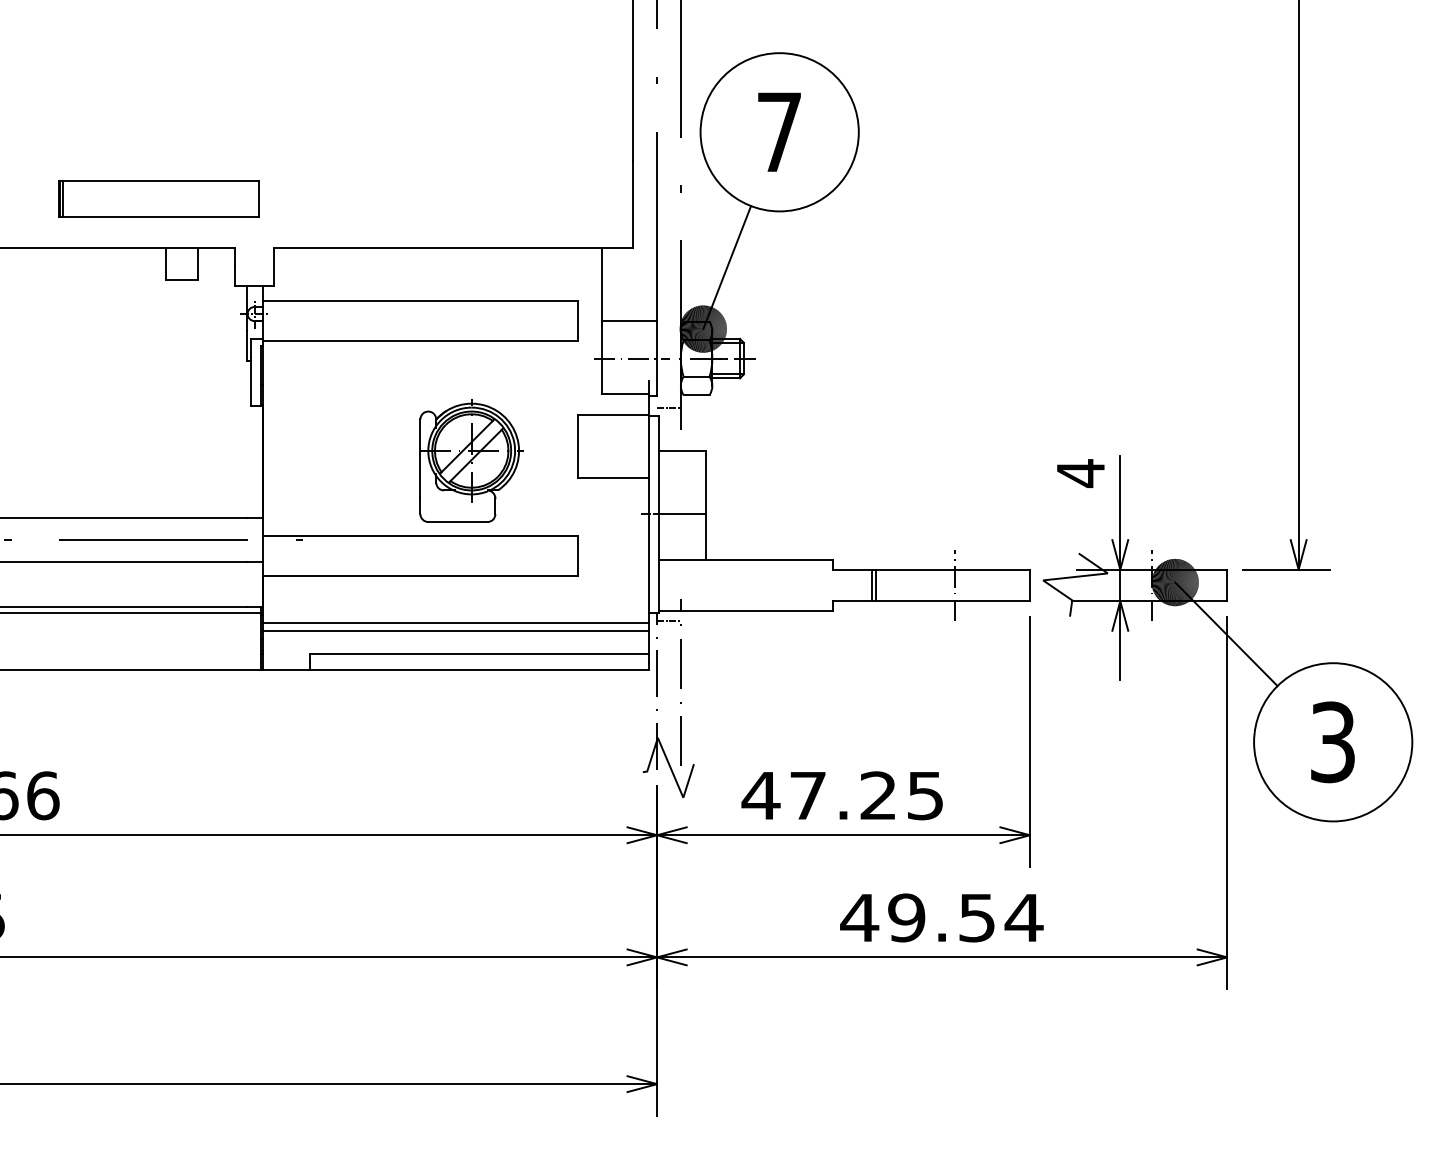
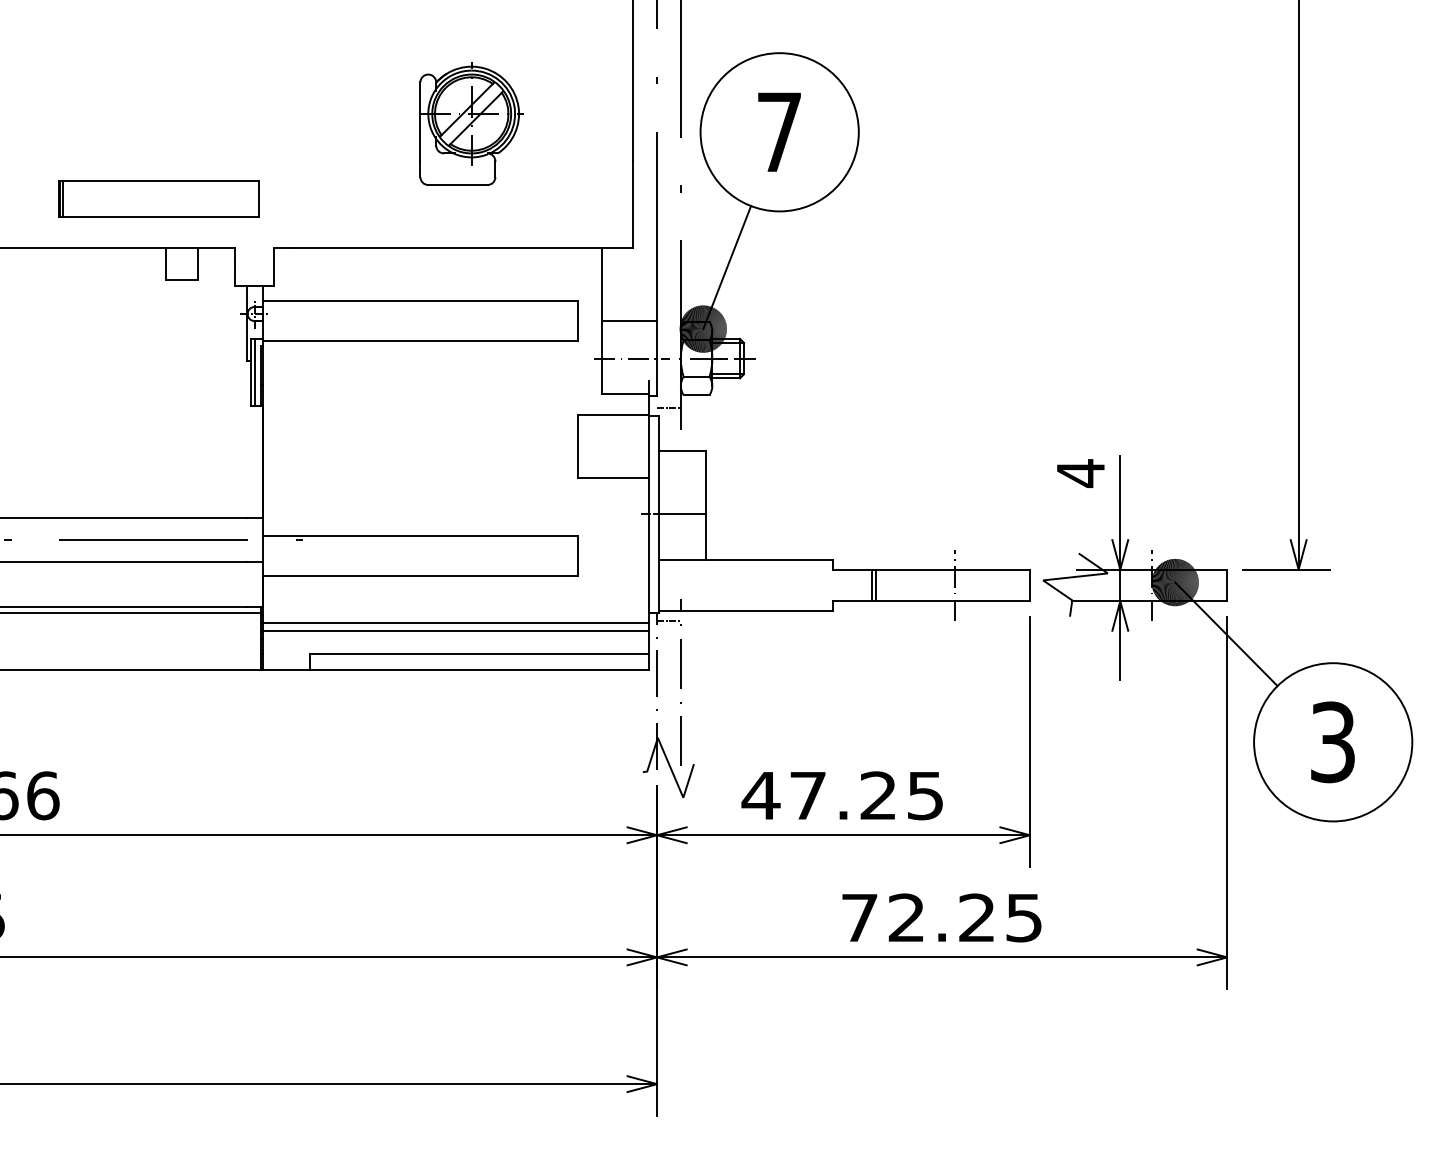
line: none -> present (254, 371)
part position: (471, 460) -> (471, 123) (471, 123)
text: 49.54 -> 72.25 (941, 917)
